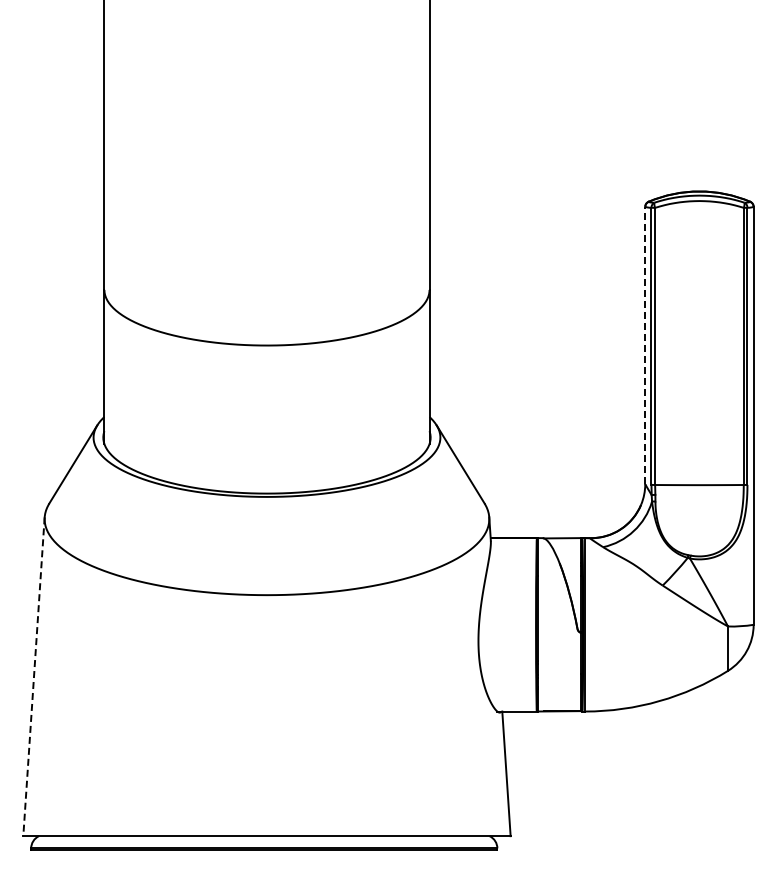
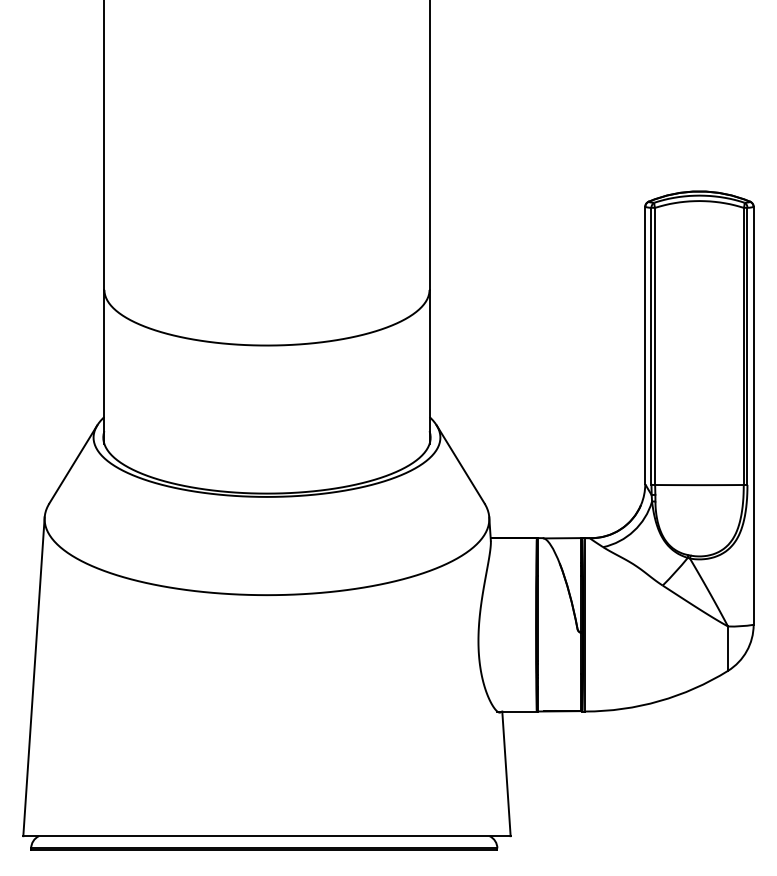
line: dashed -> solid (645, 345)
line: dashed -> solid (34, 676)
